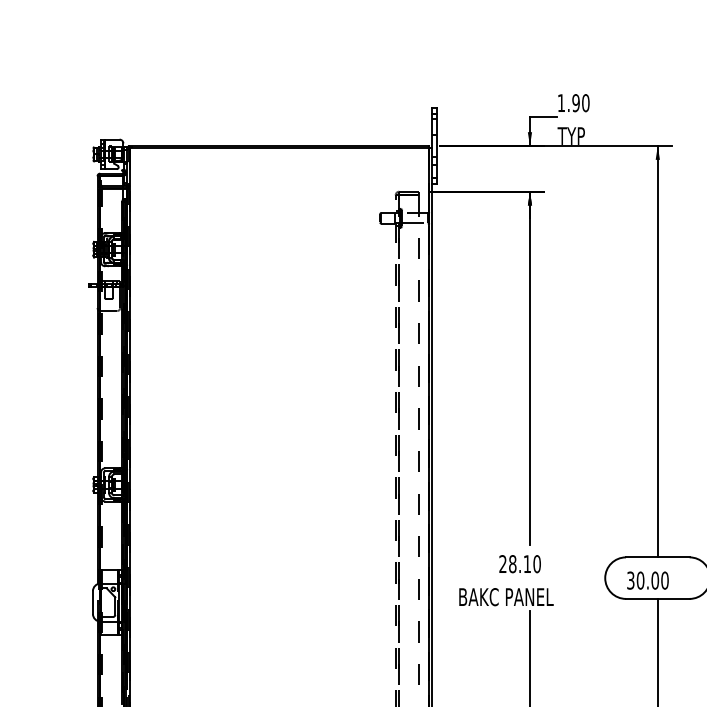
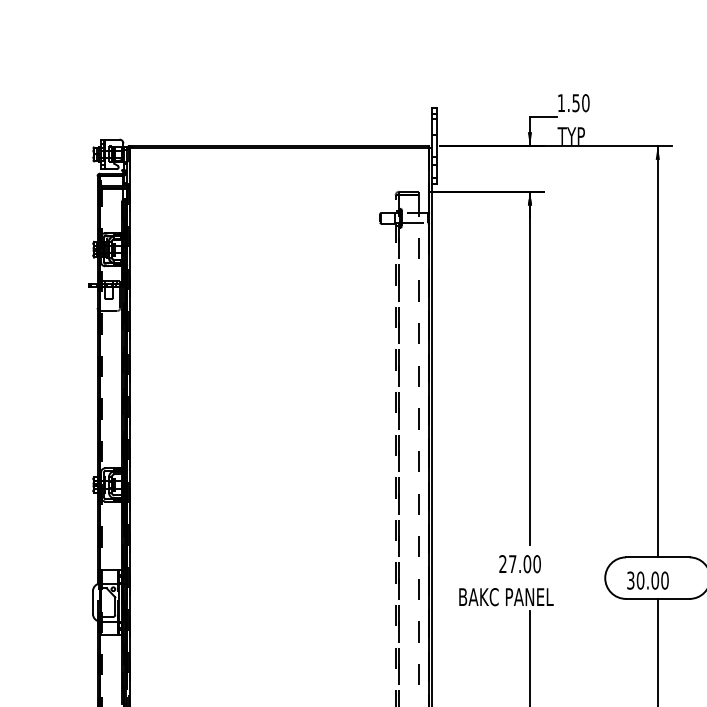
text: 1.90 -> 1.50 (575, 102)
text: 28.10 -> 27.00 (520, 564)
